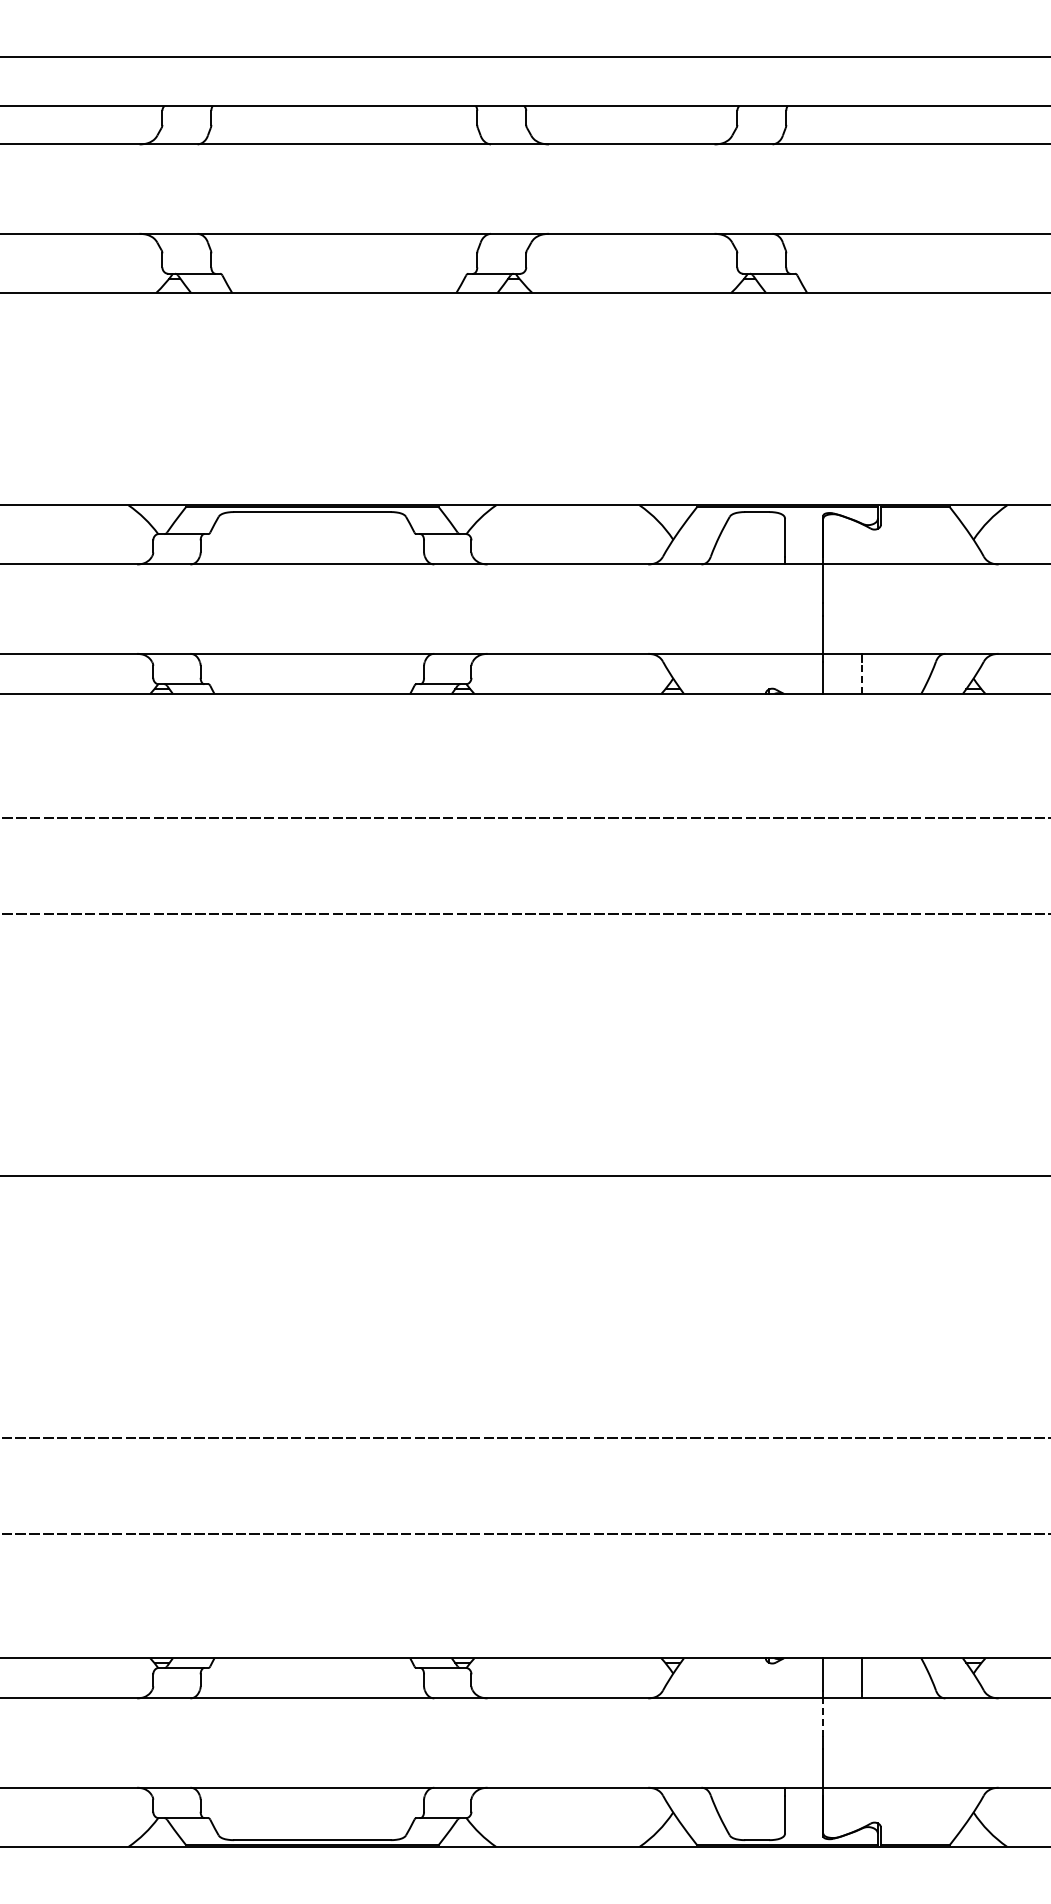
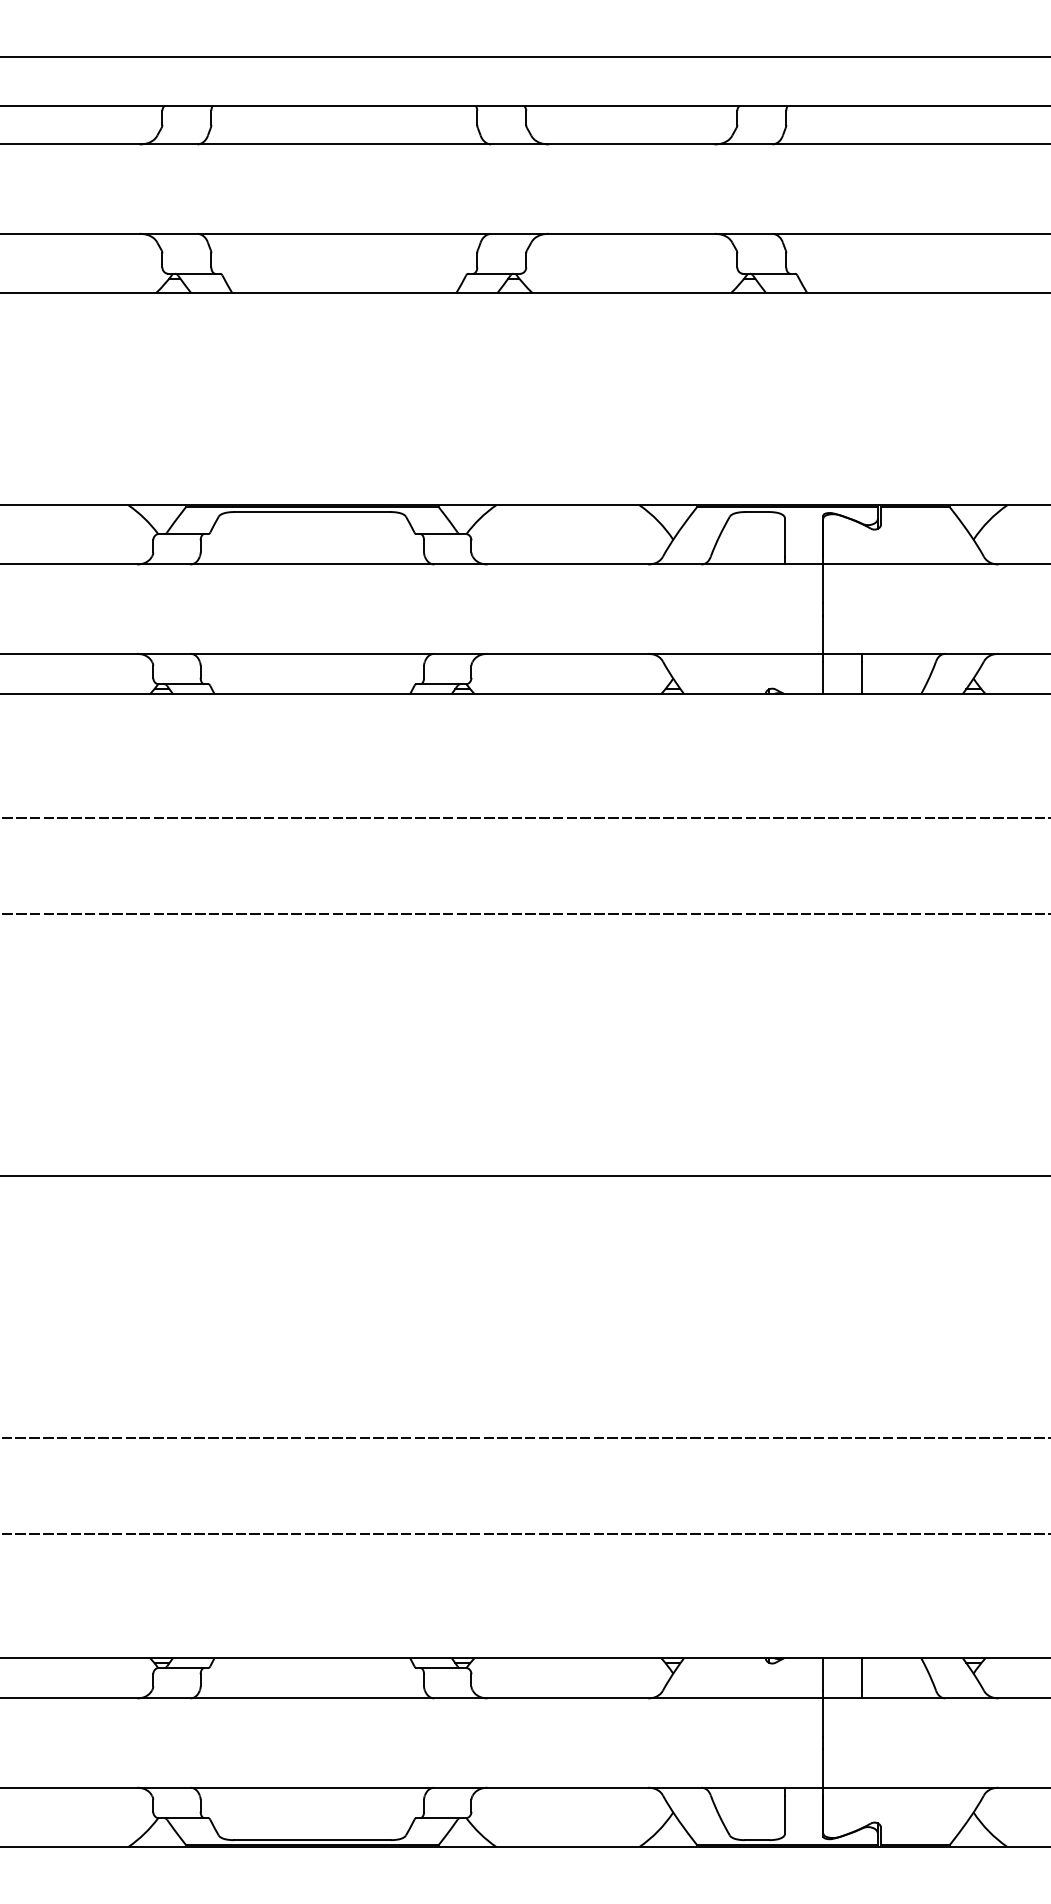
line: dashed -> solid (861, 677)
line: dashed -> solid (823, 1717)
